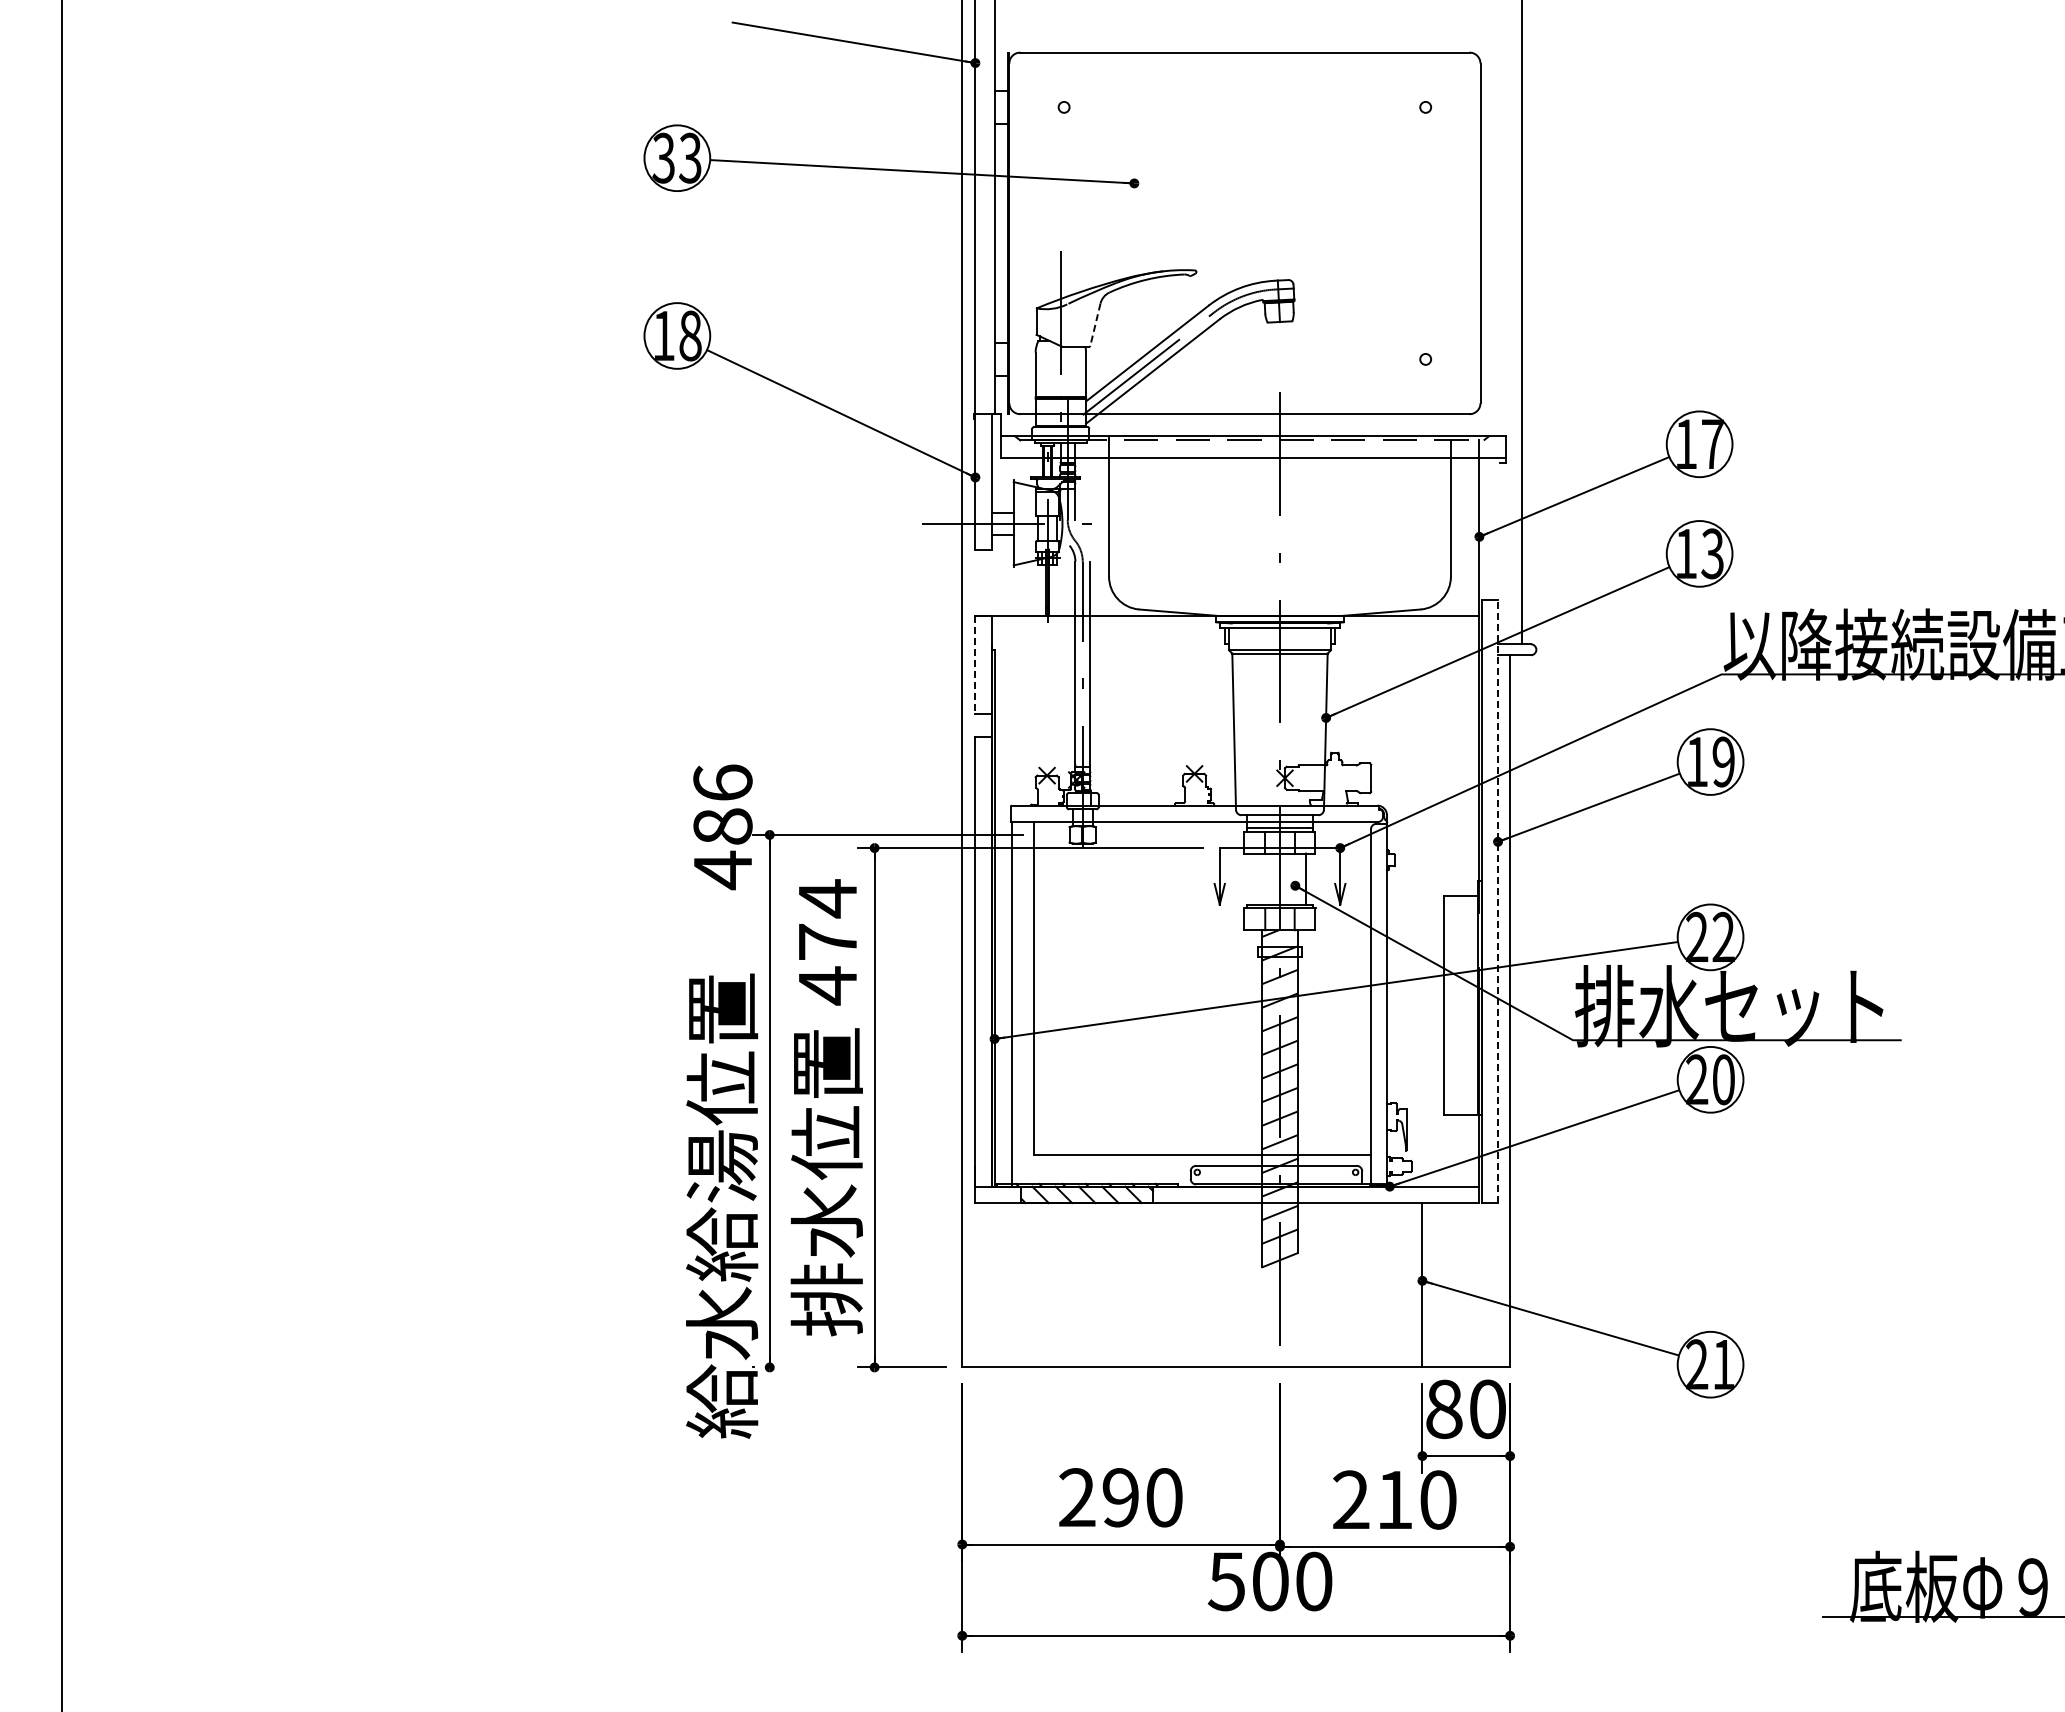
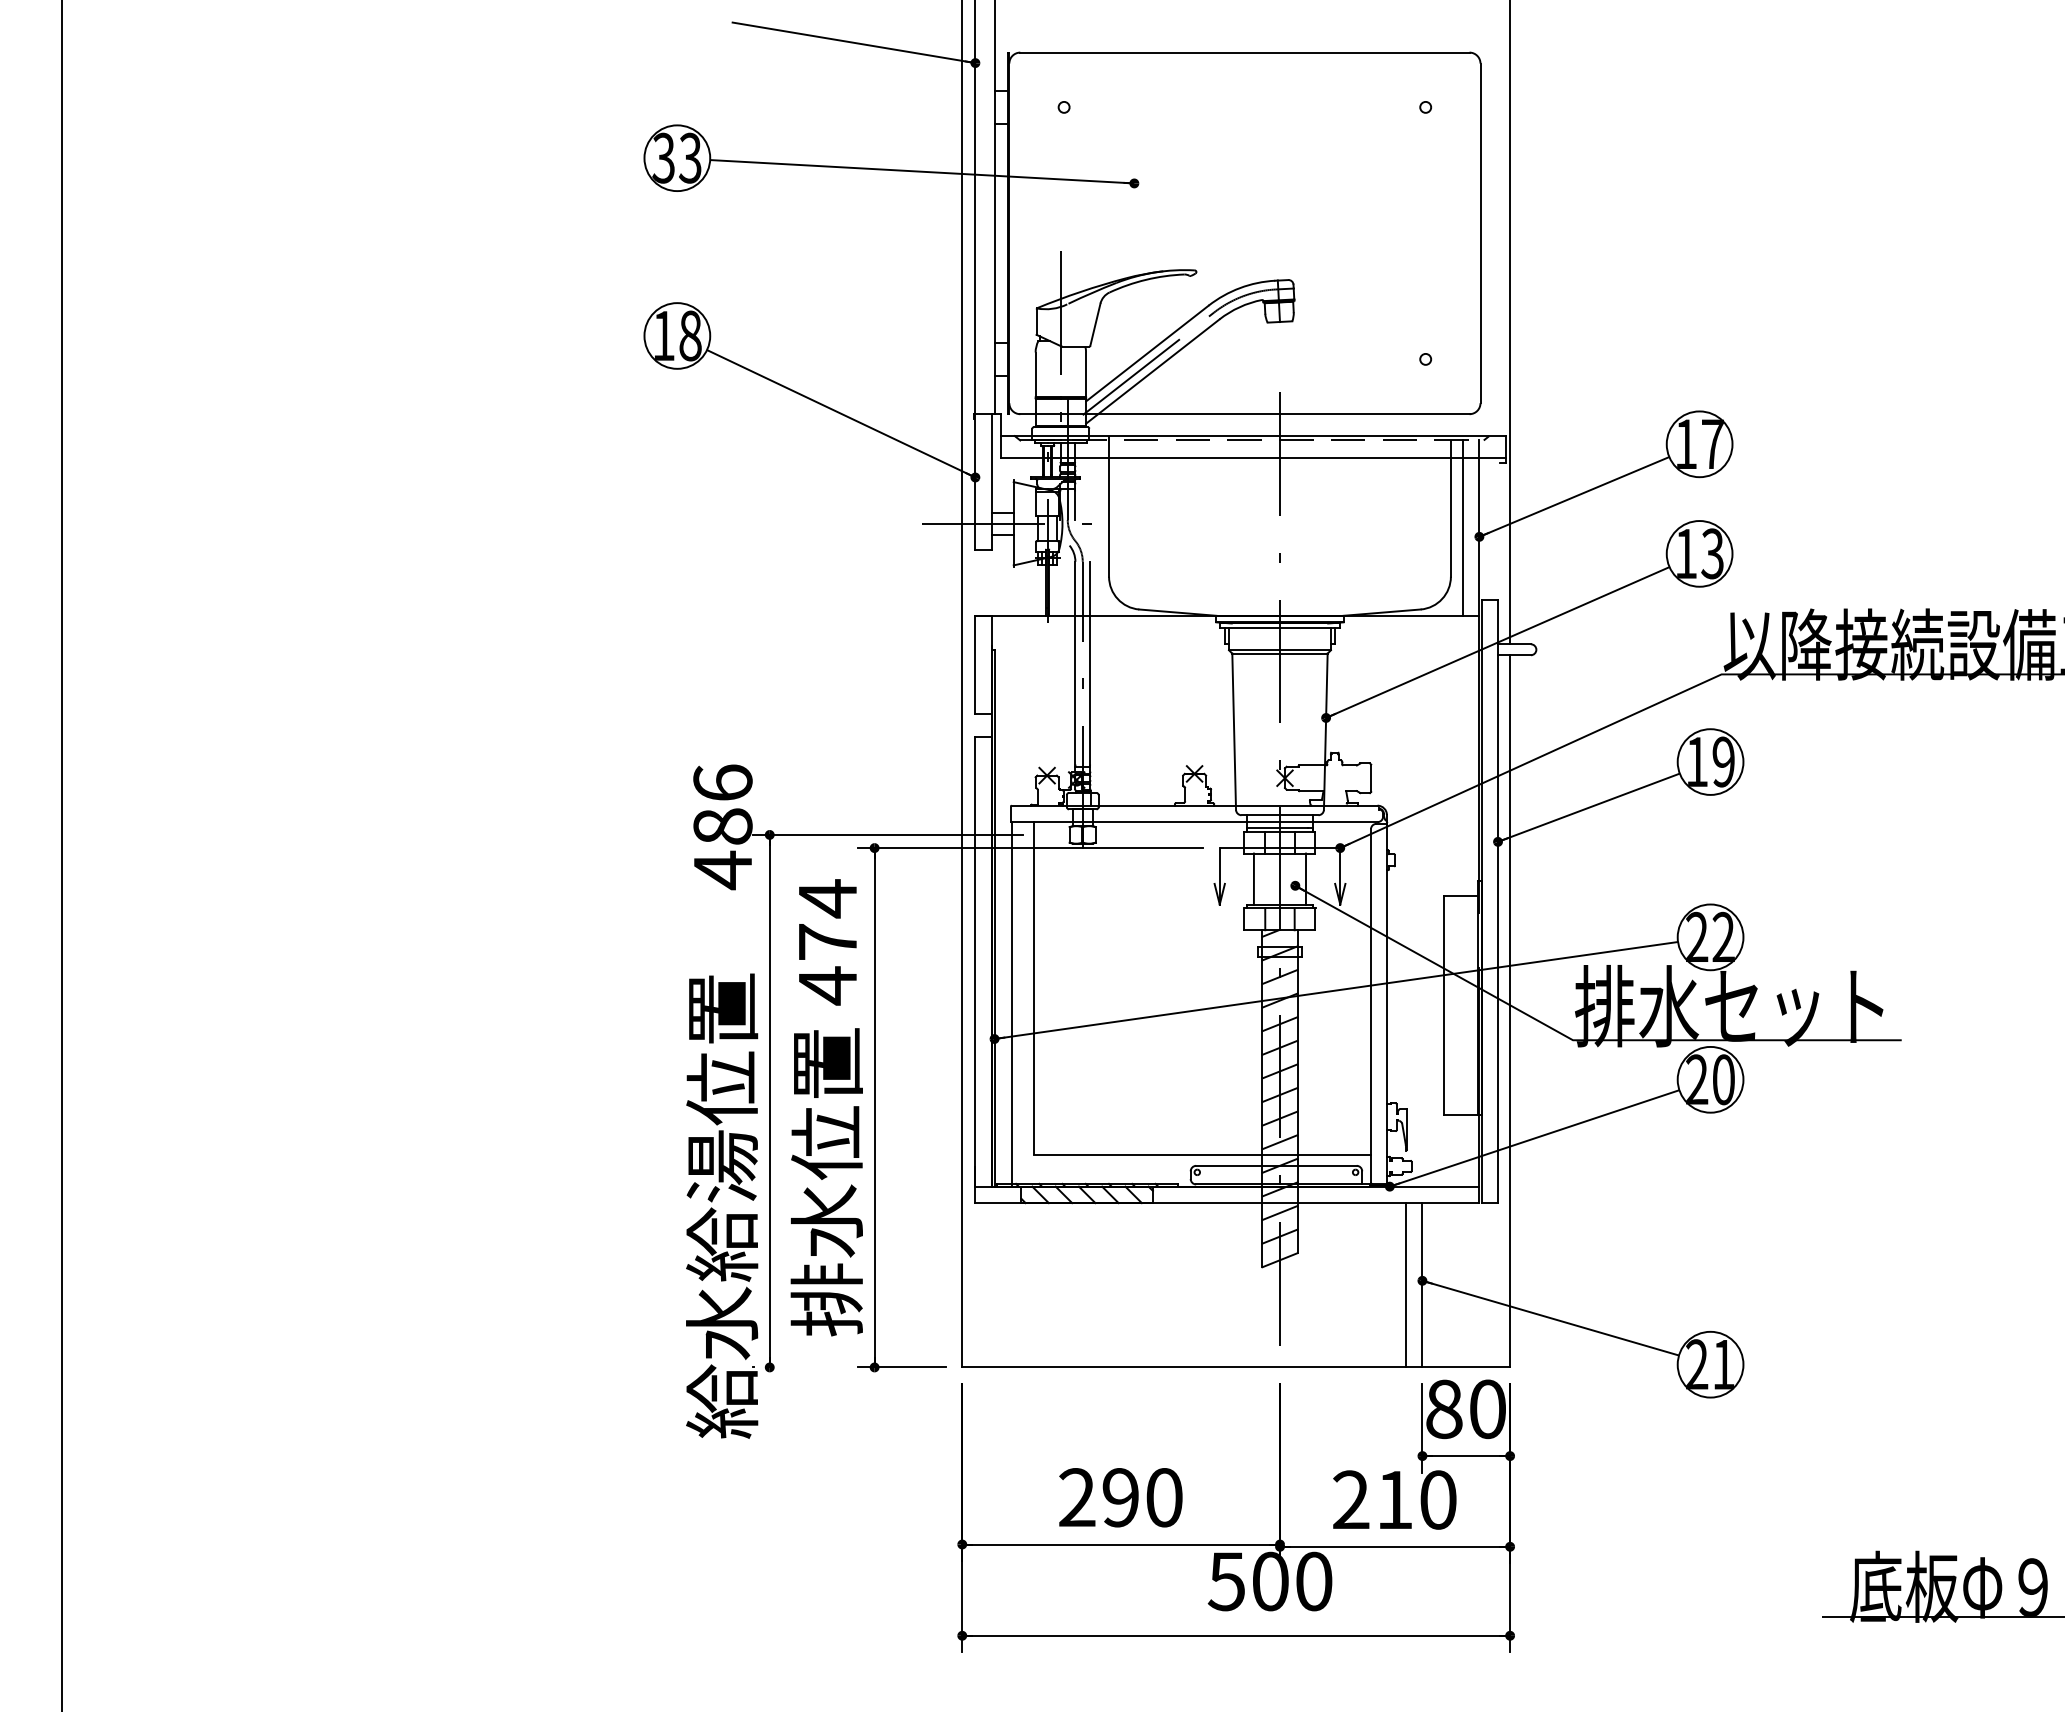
line position: (1522, 323) -> (1510, 323) (1510, 323)
line: dashed -> solid (1095, 324)
line: none -> present (1462, 527)
line: dashed -> solid (975, 665)
line: none -> present (1253, 879)
line: dashed -> solid (1498, 901)
line: none -> present (1405, 1285)
